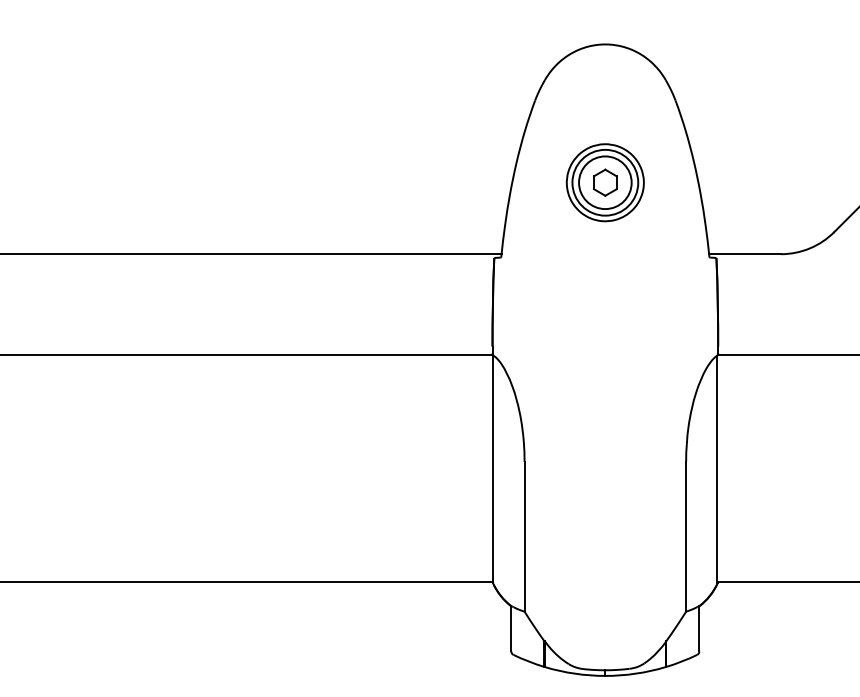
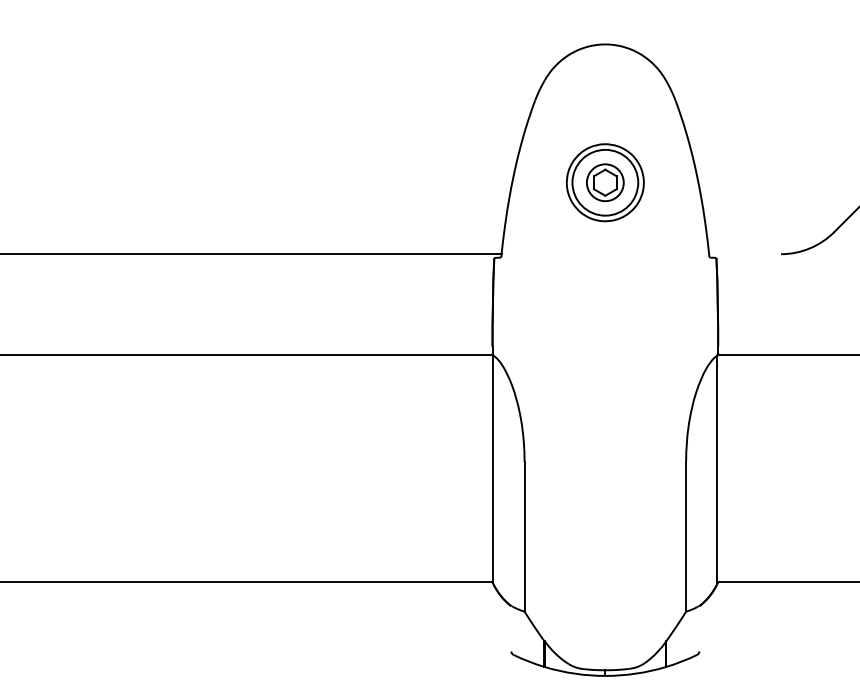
circle diameter: 53 px -> 37 px (604, 182)
line: present -> none (745, 254)
line: present -> none (511, 628)
line: present -> none (699, 628)
